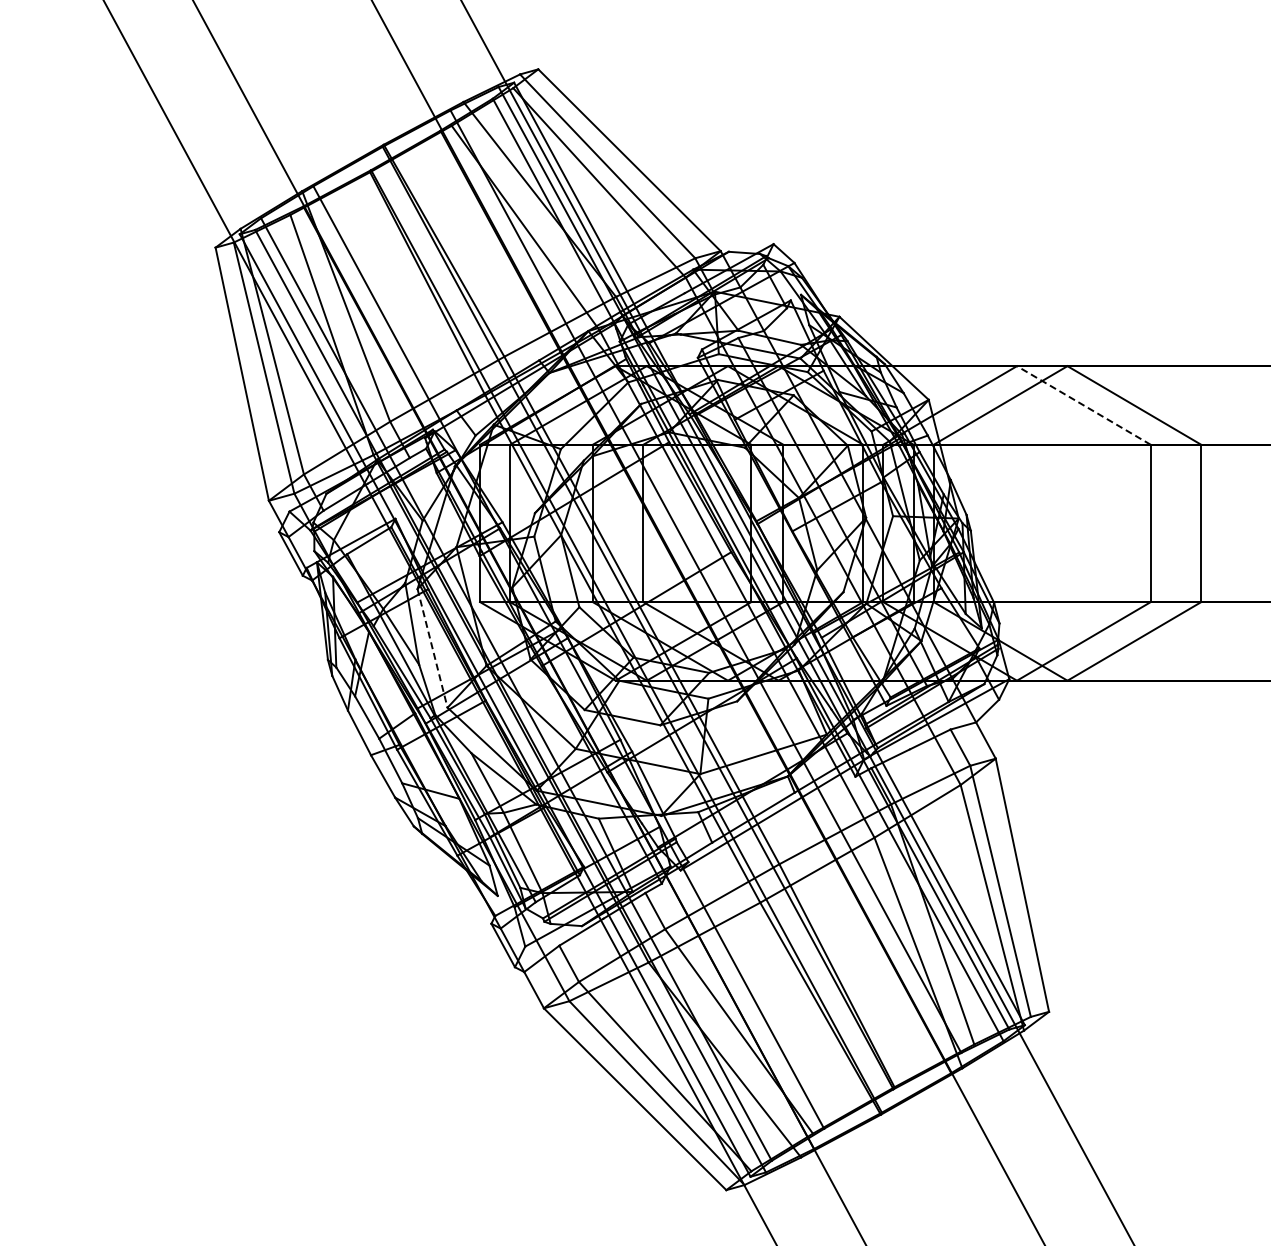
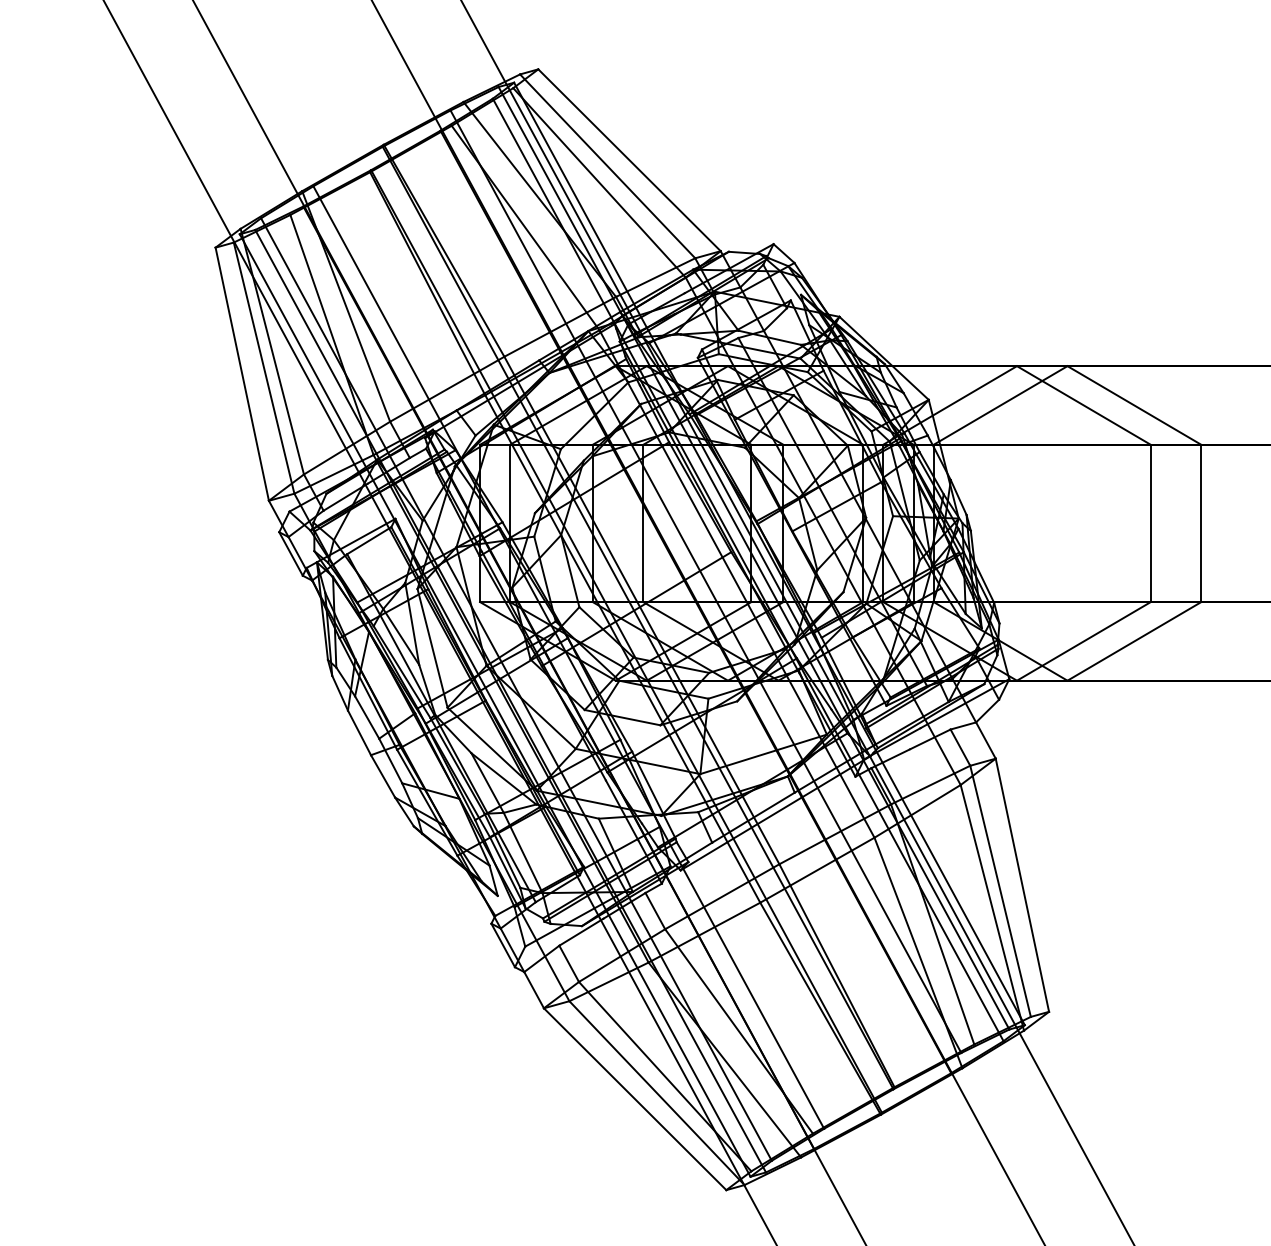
line: dashed -> solid (1083, 405)
line: dashed -> solid (432, 648)
